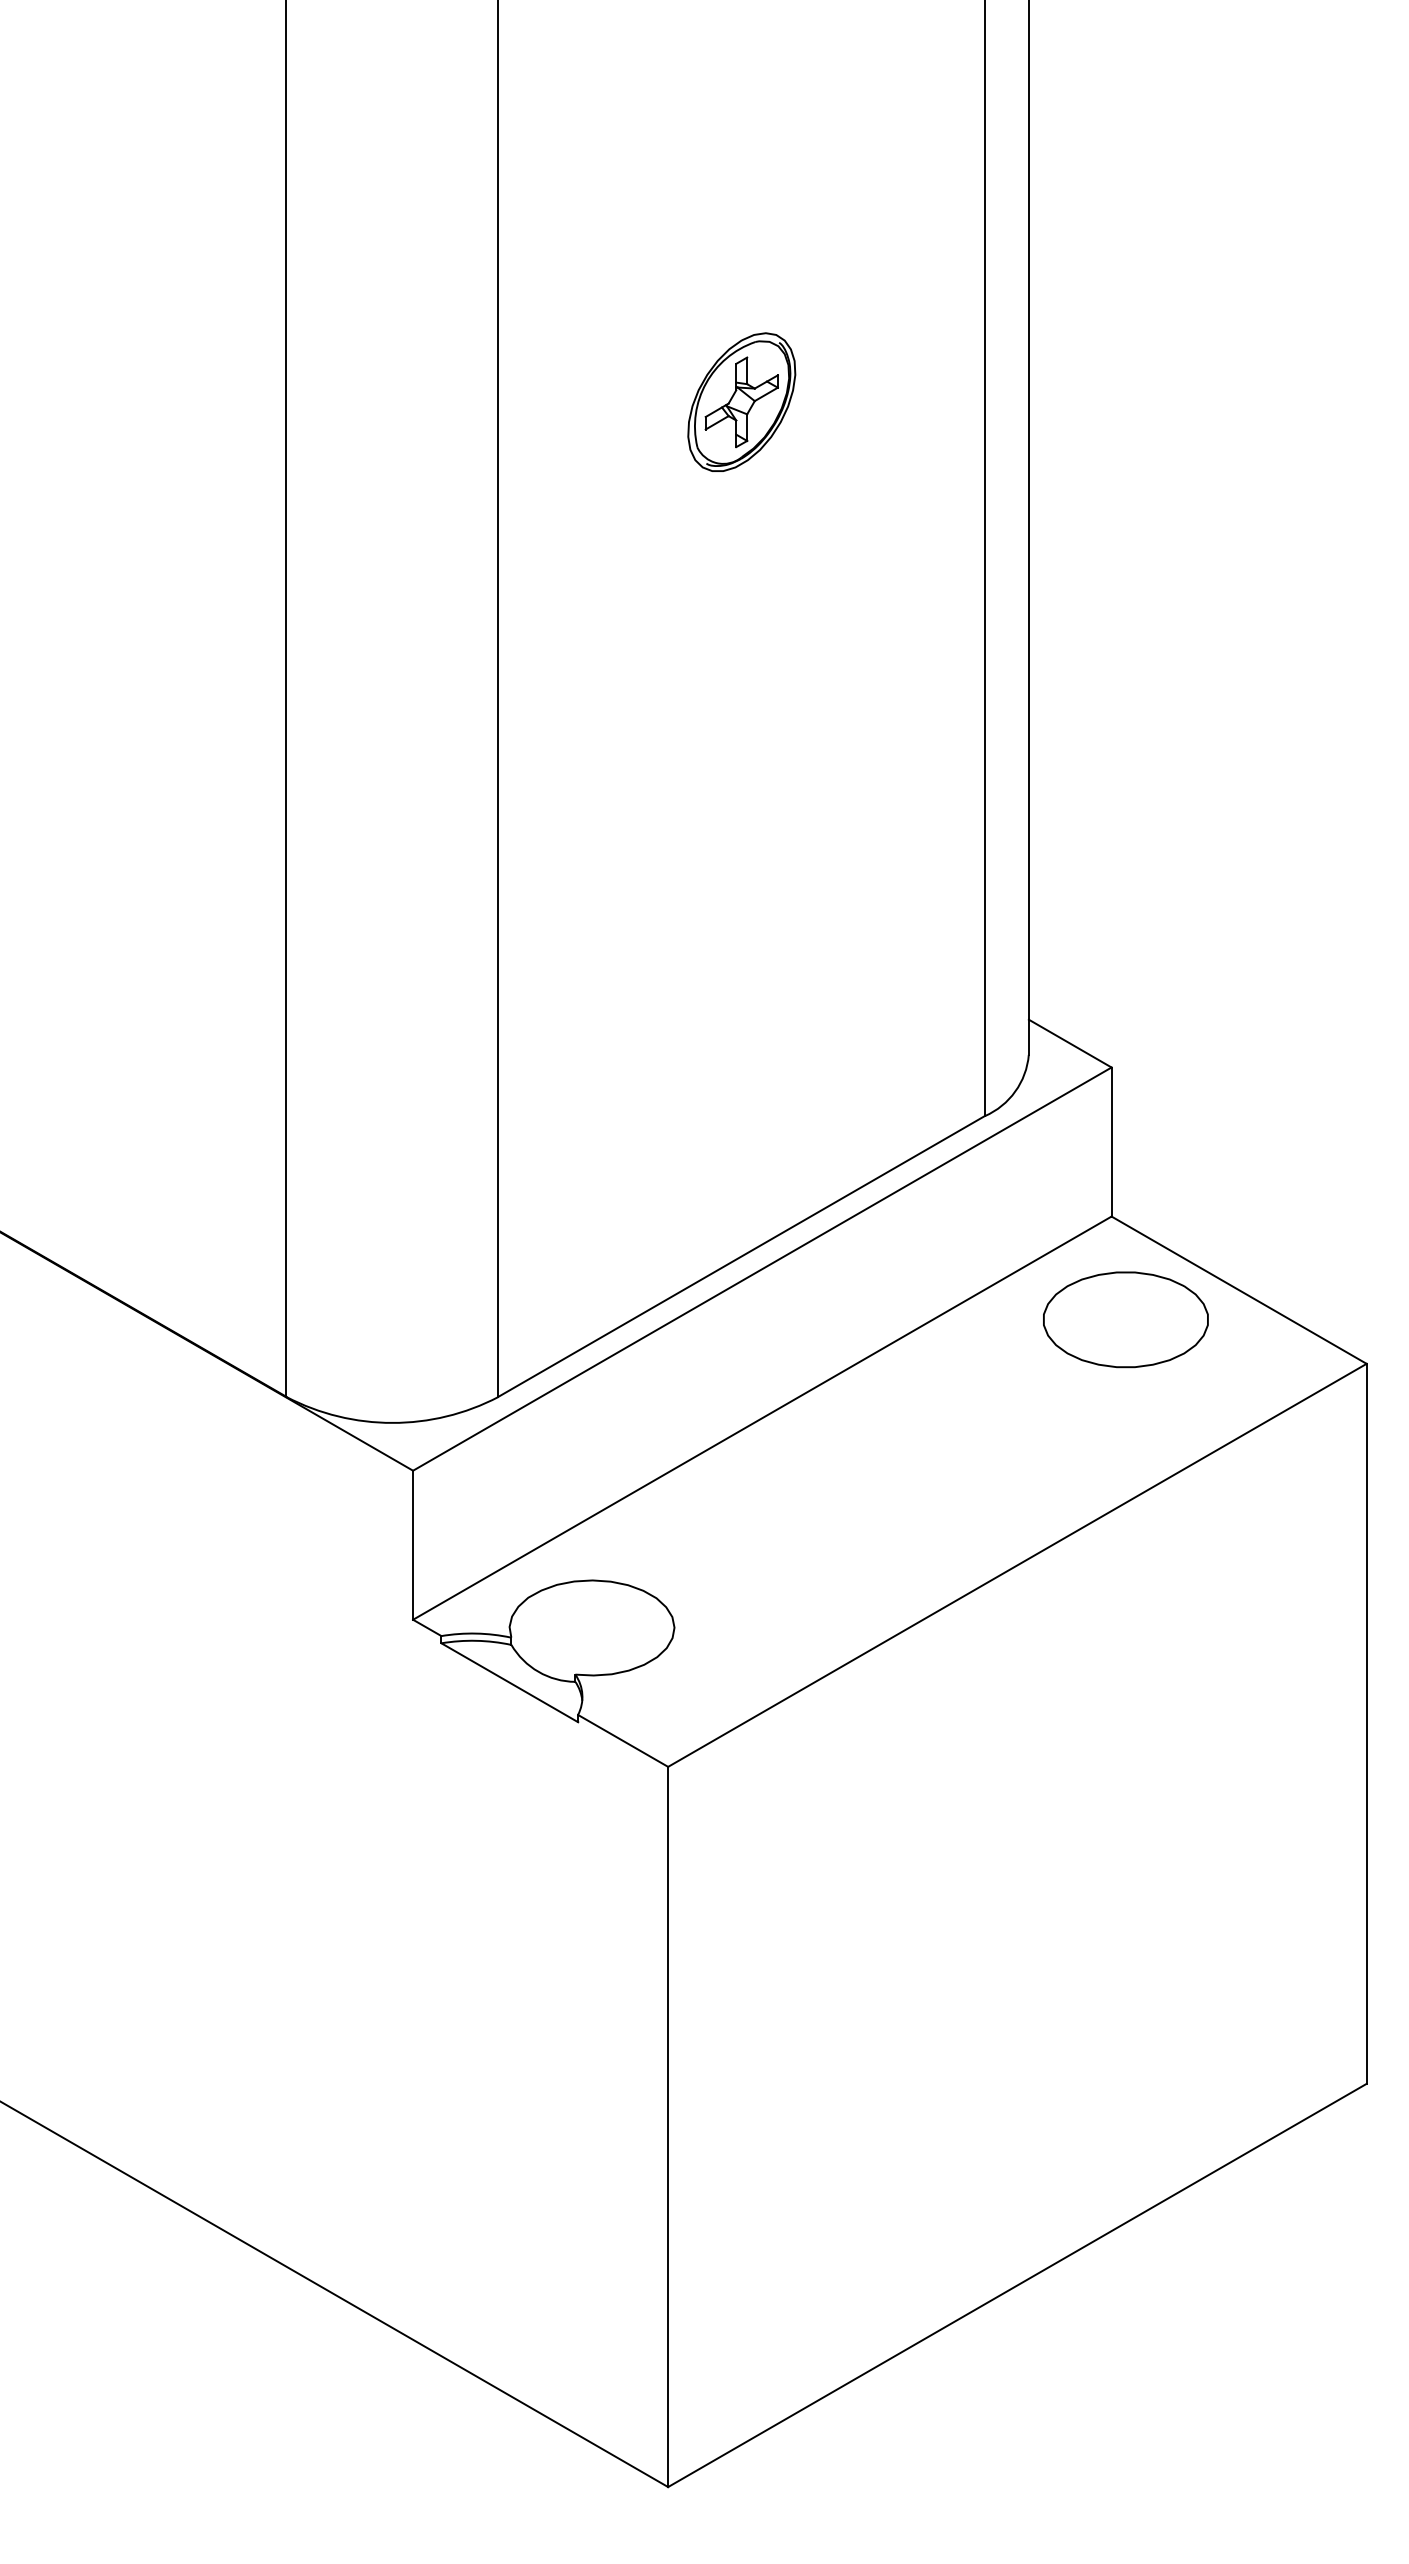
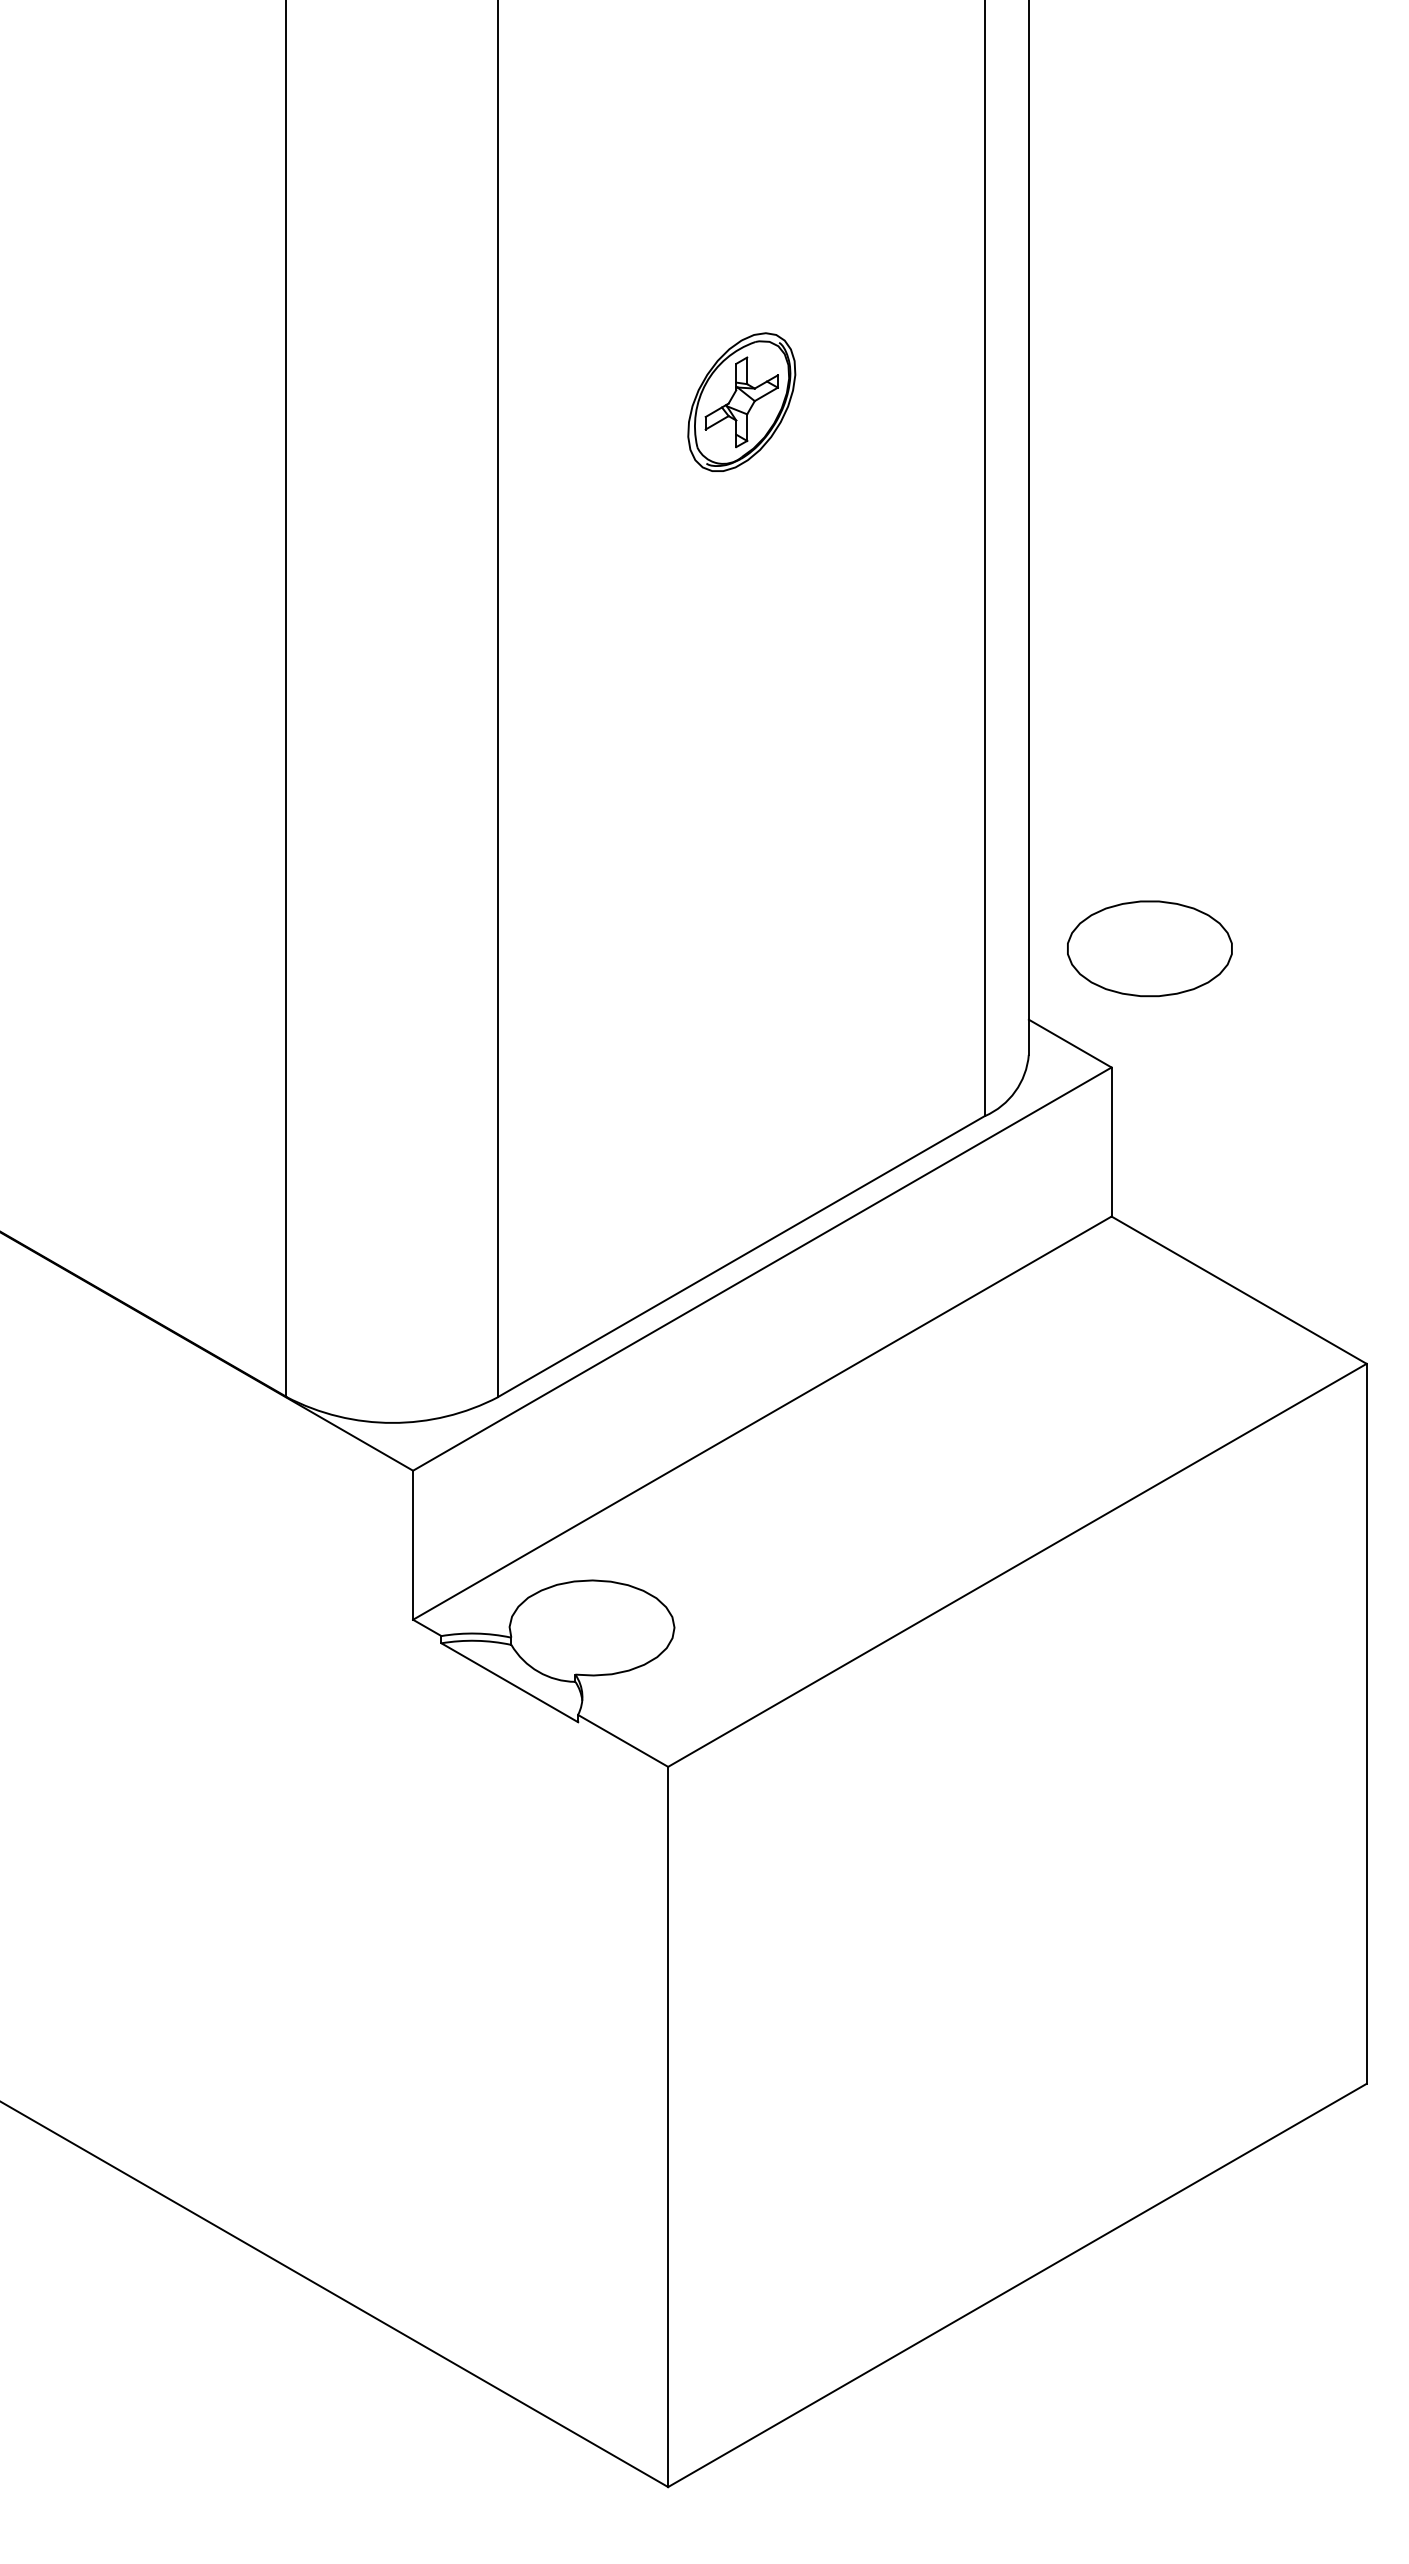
part position: (1125, 1319) -> (1149, 948) (1149, 948)
